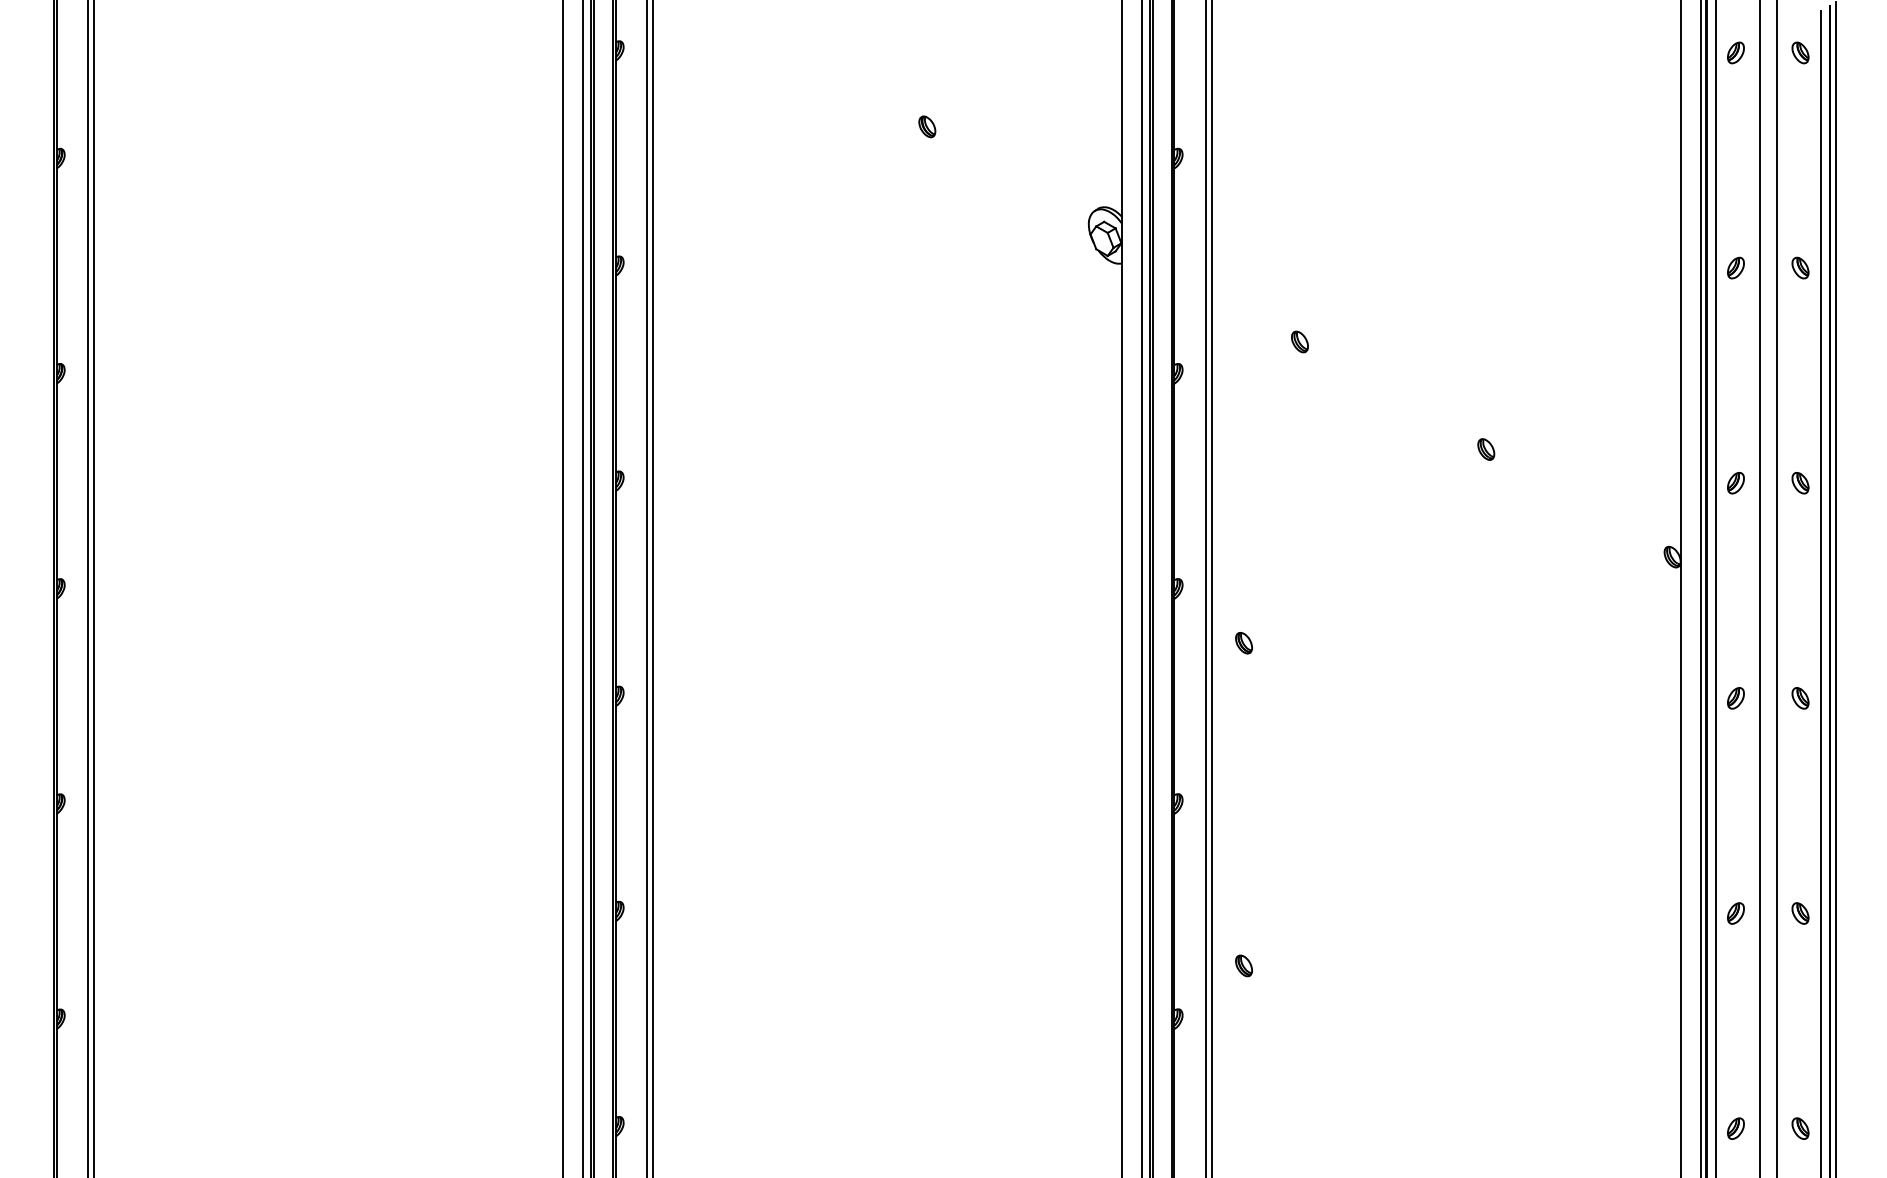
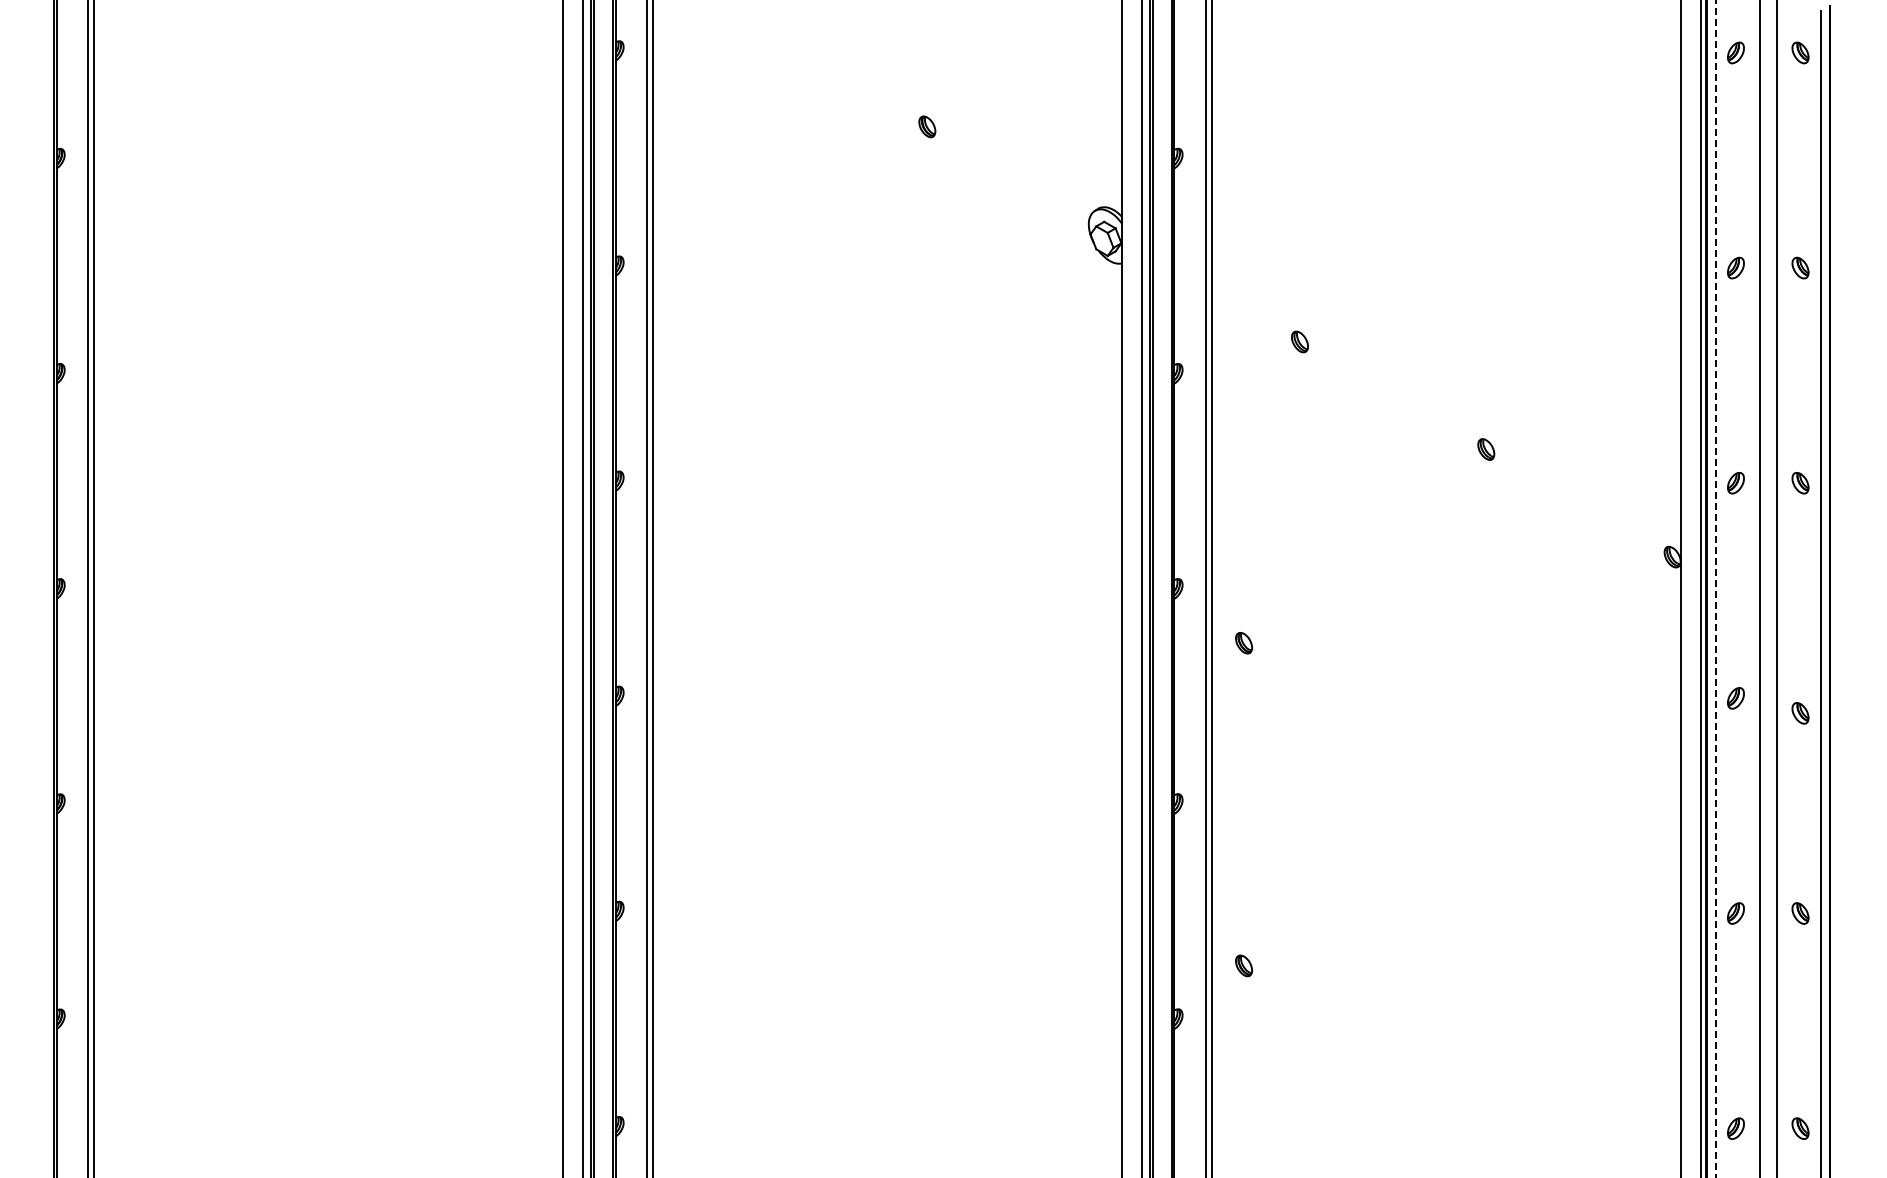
line: solid -> dashed (1715, 588)
line: present -> none (1835, 588)
part position: (1800, 698) -> (1800, 713) (1800, 713)
